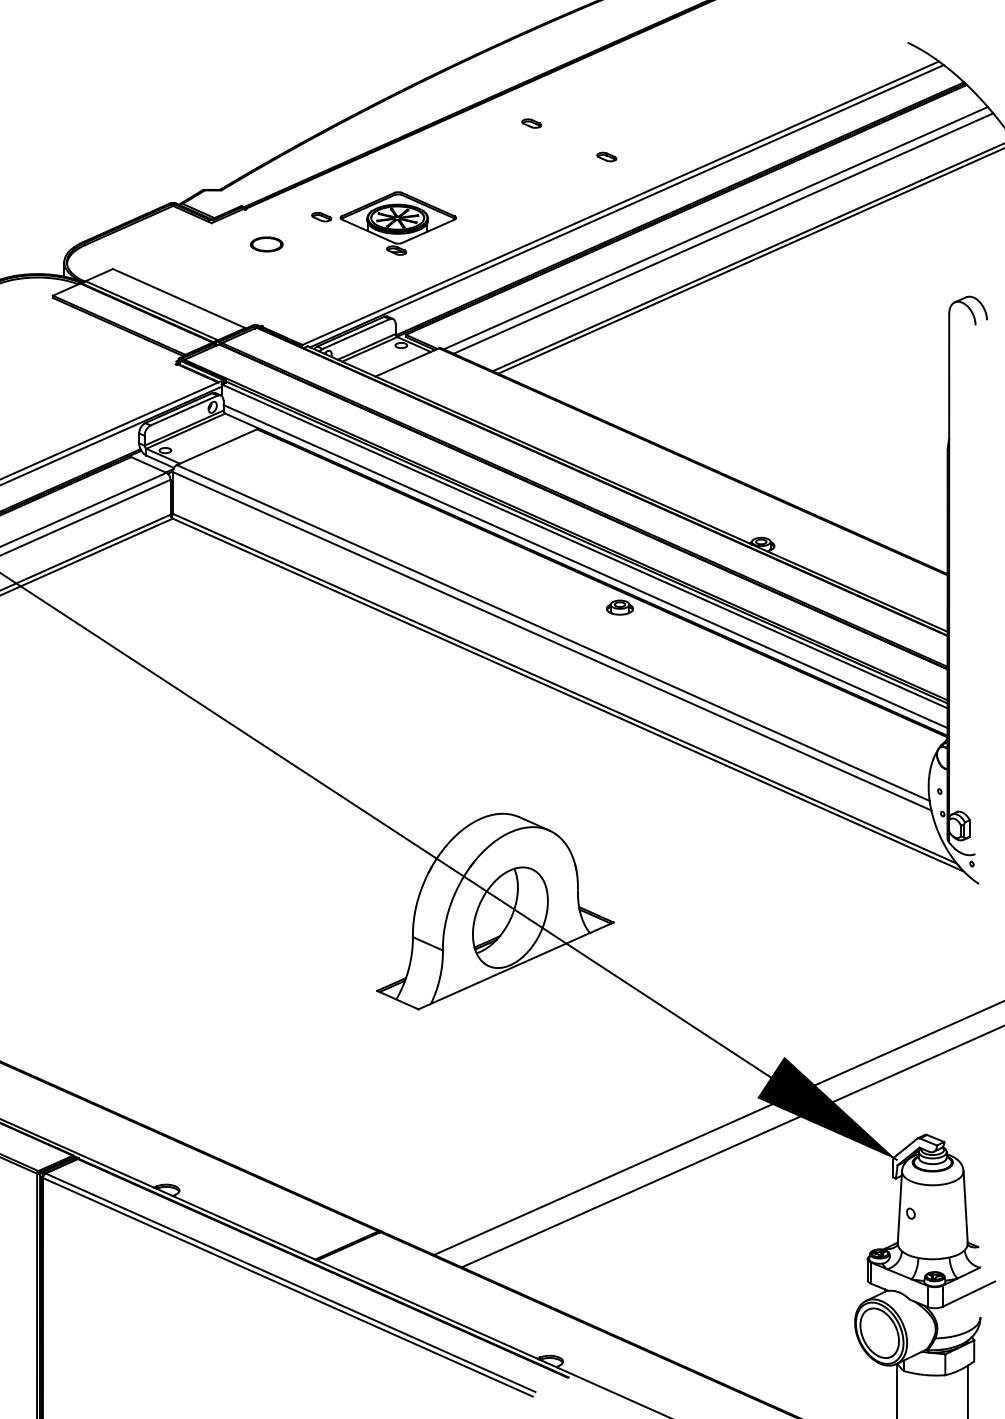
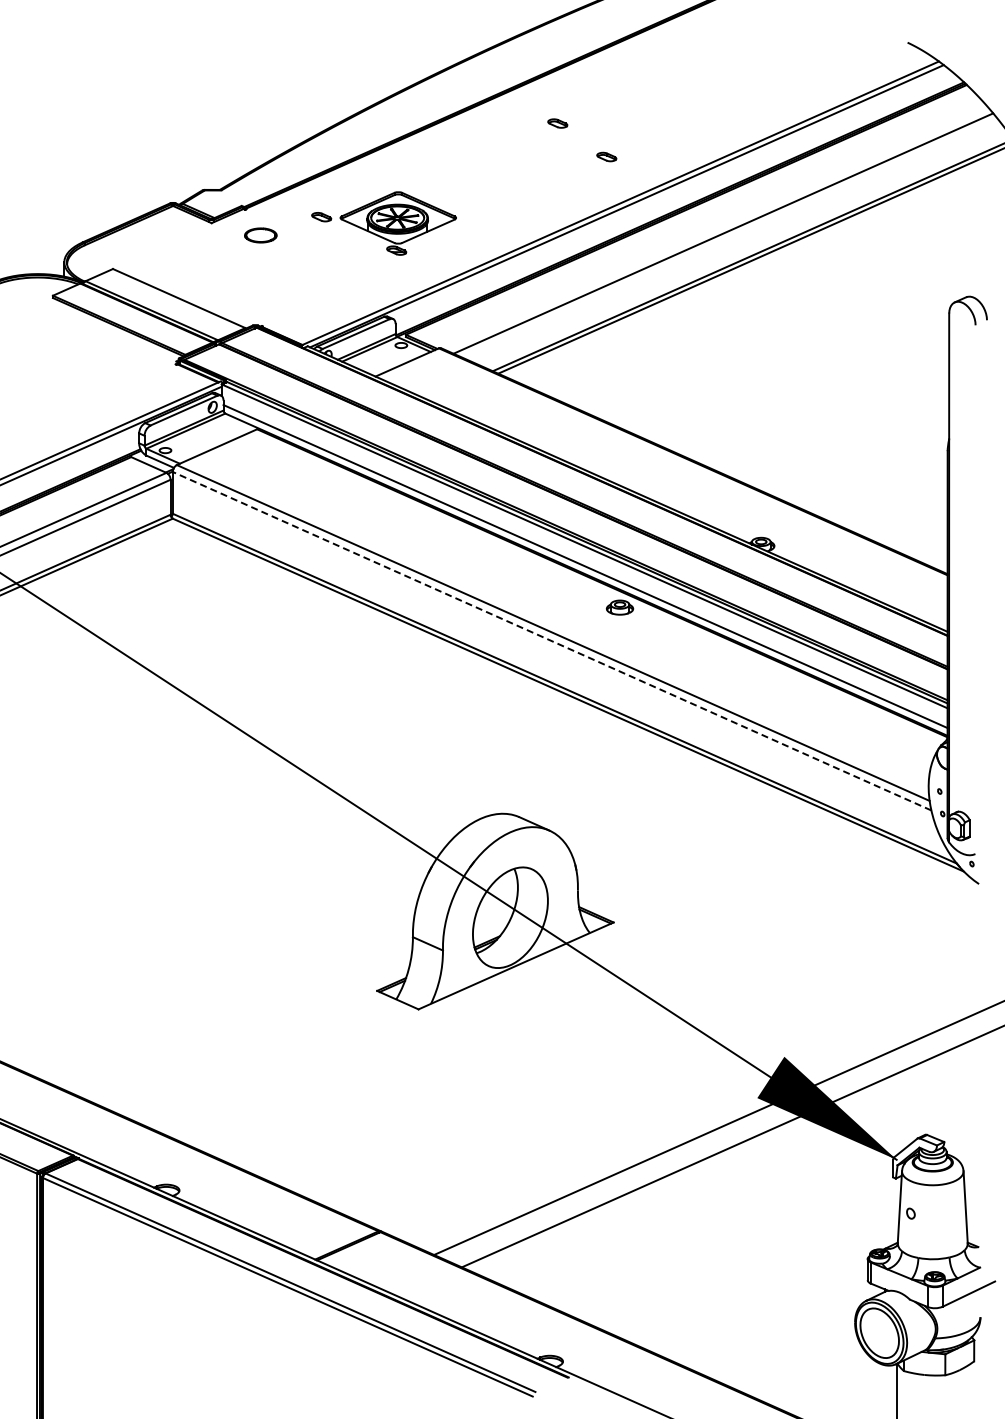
part position: (531, 123) -> (557, 123) (557, 123)
line: present -> none (715, 228)
part position: (266, 244) -> (260, 235) (260, 235)
line: solid -> dashed (551, 641)
line: present -> none (967, 1390)
